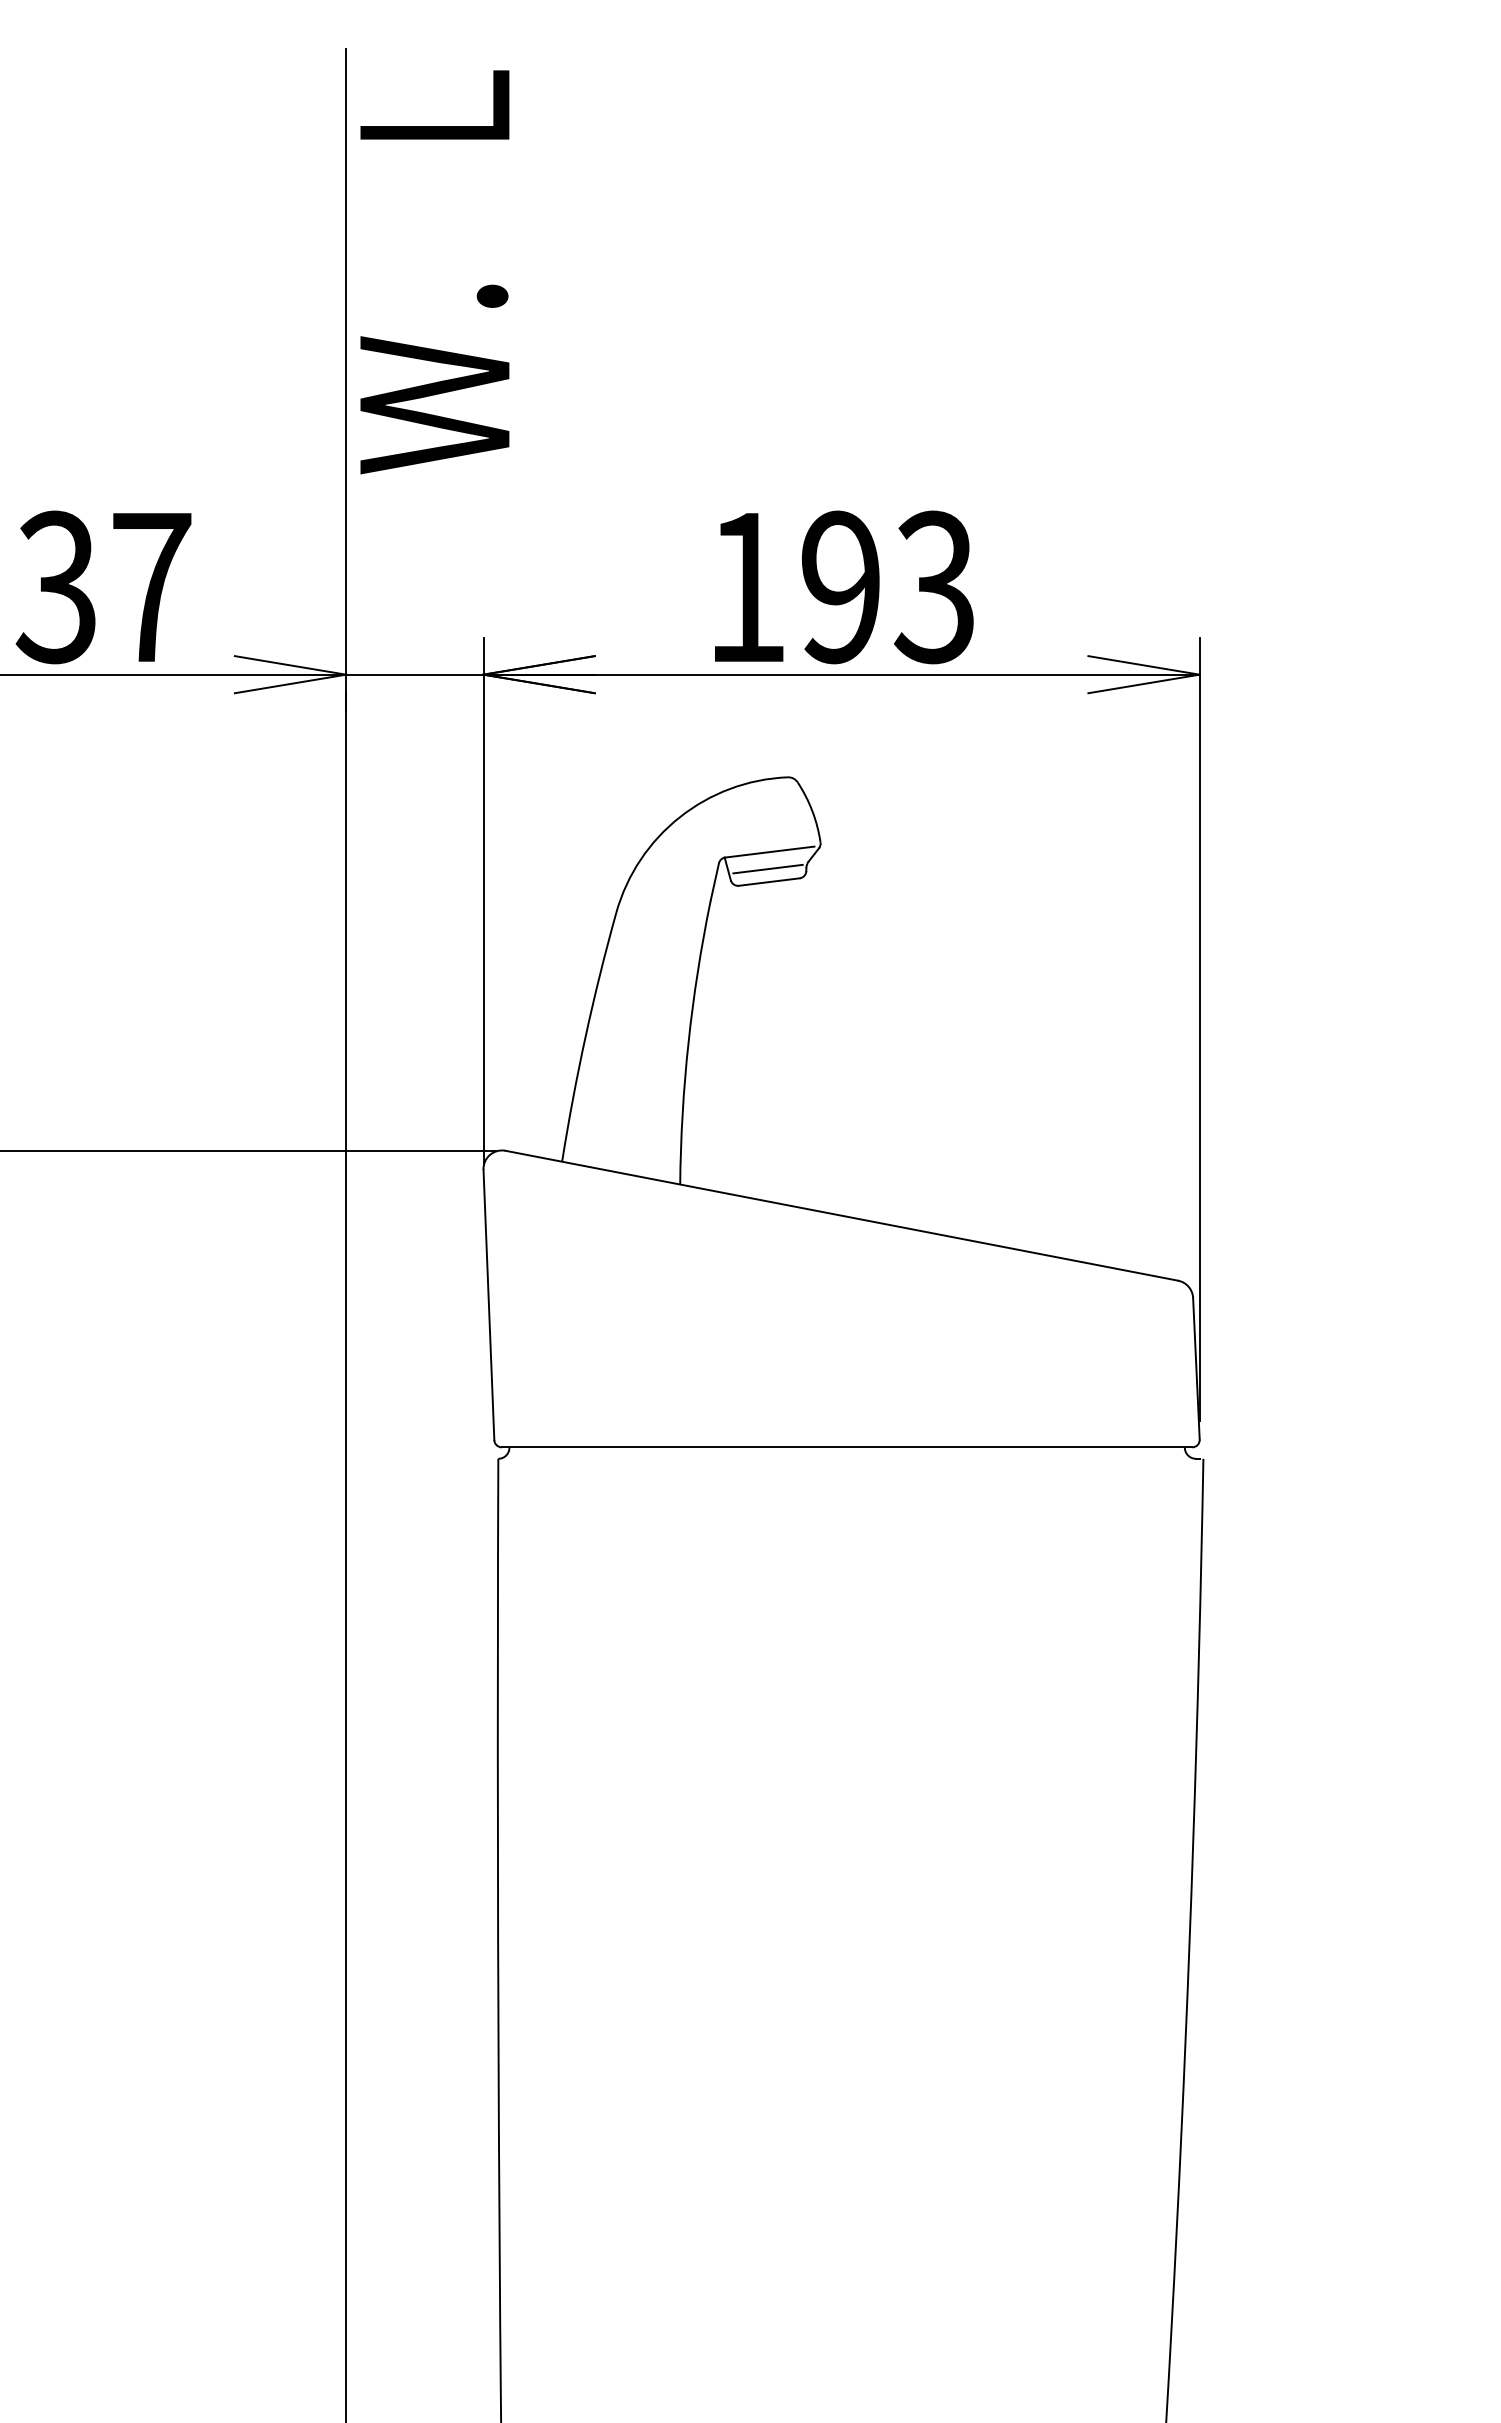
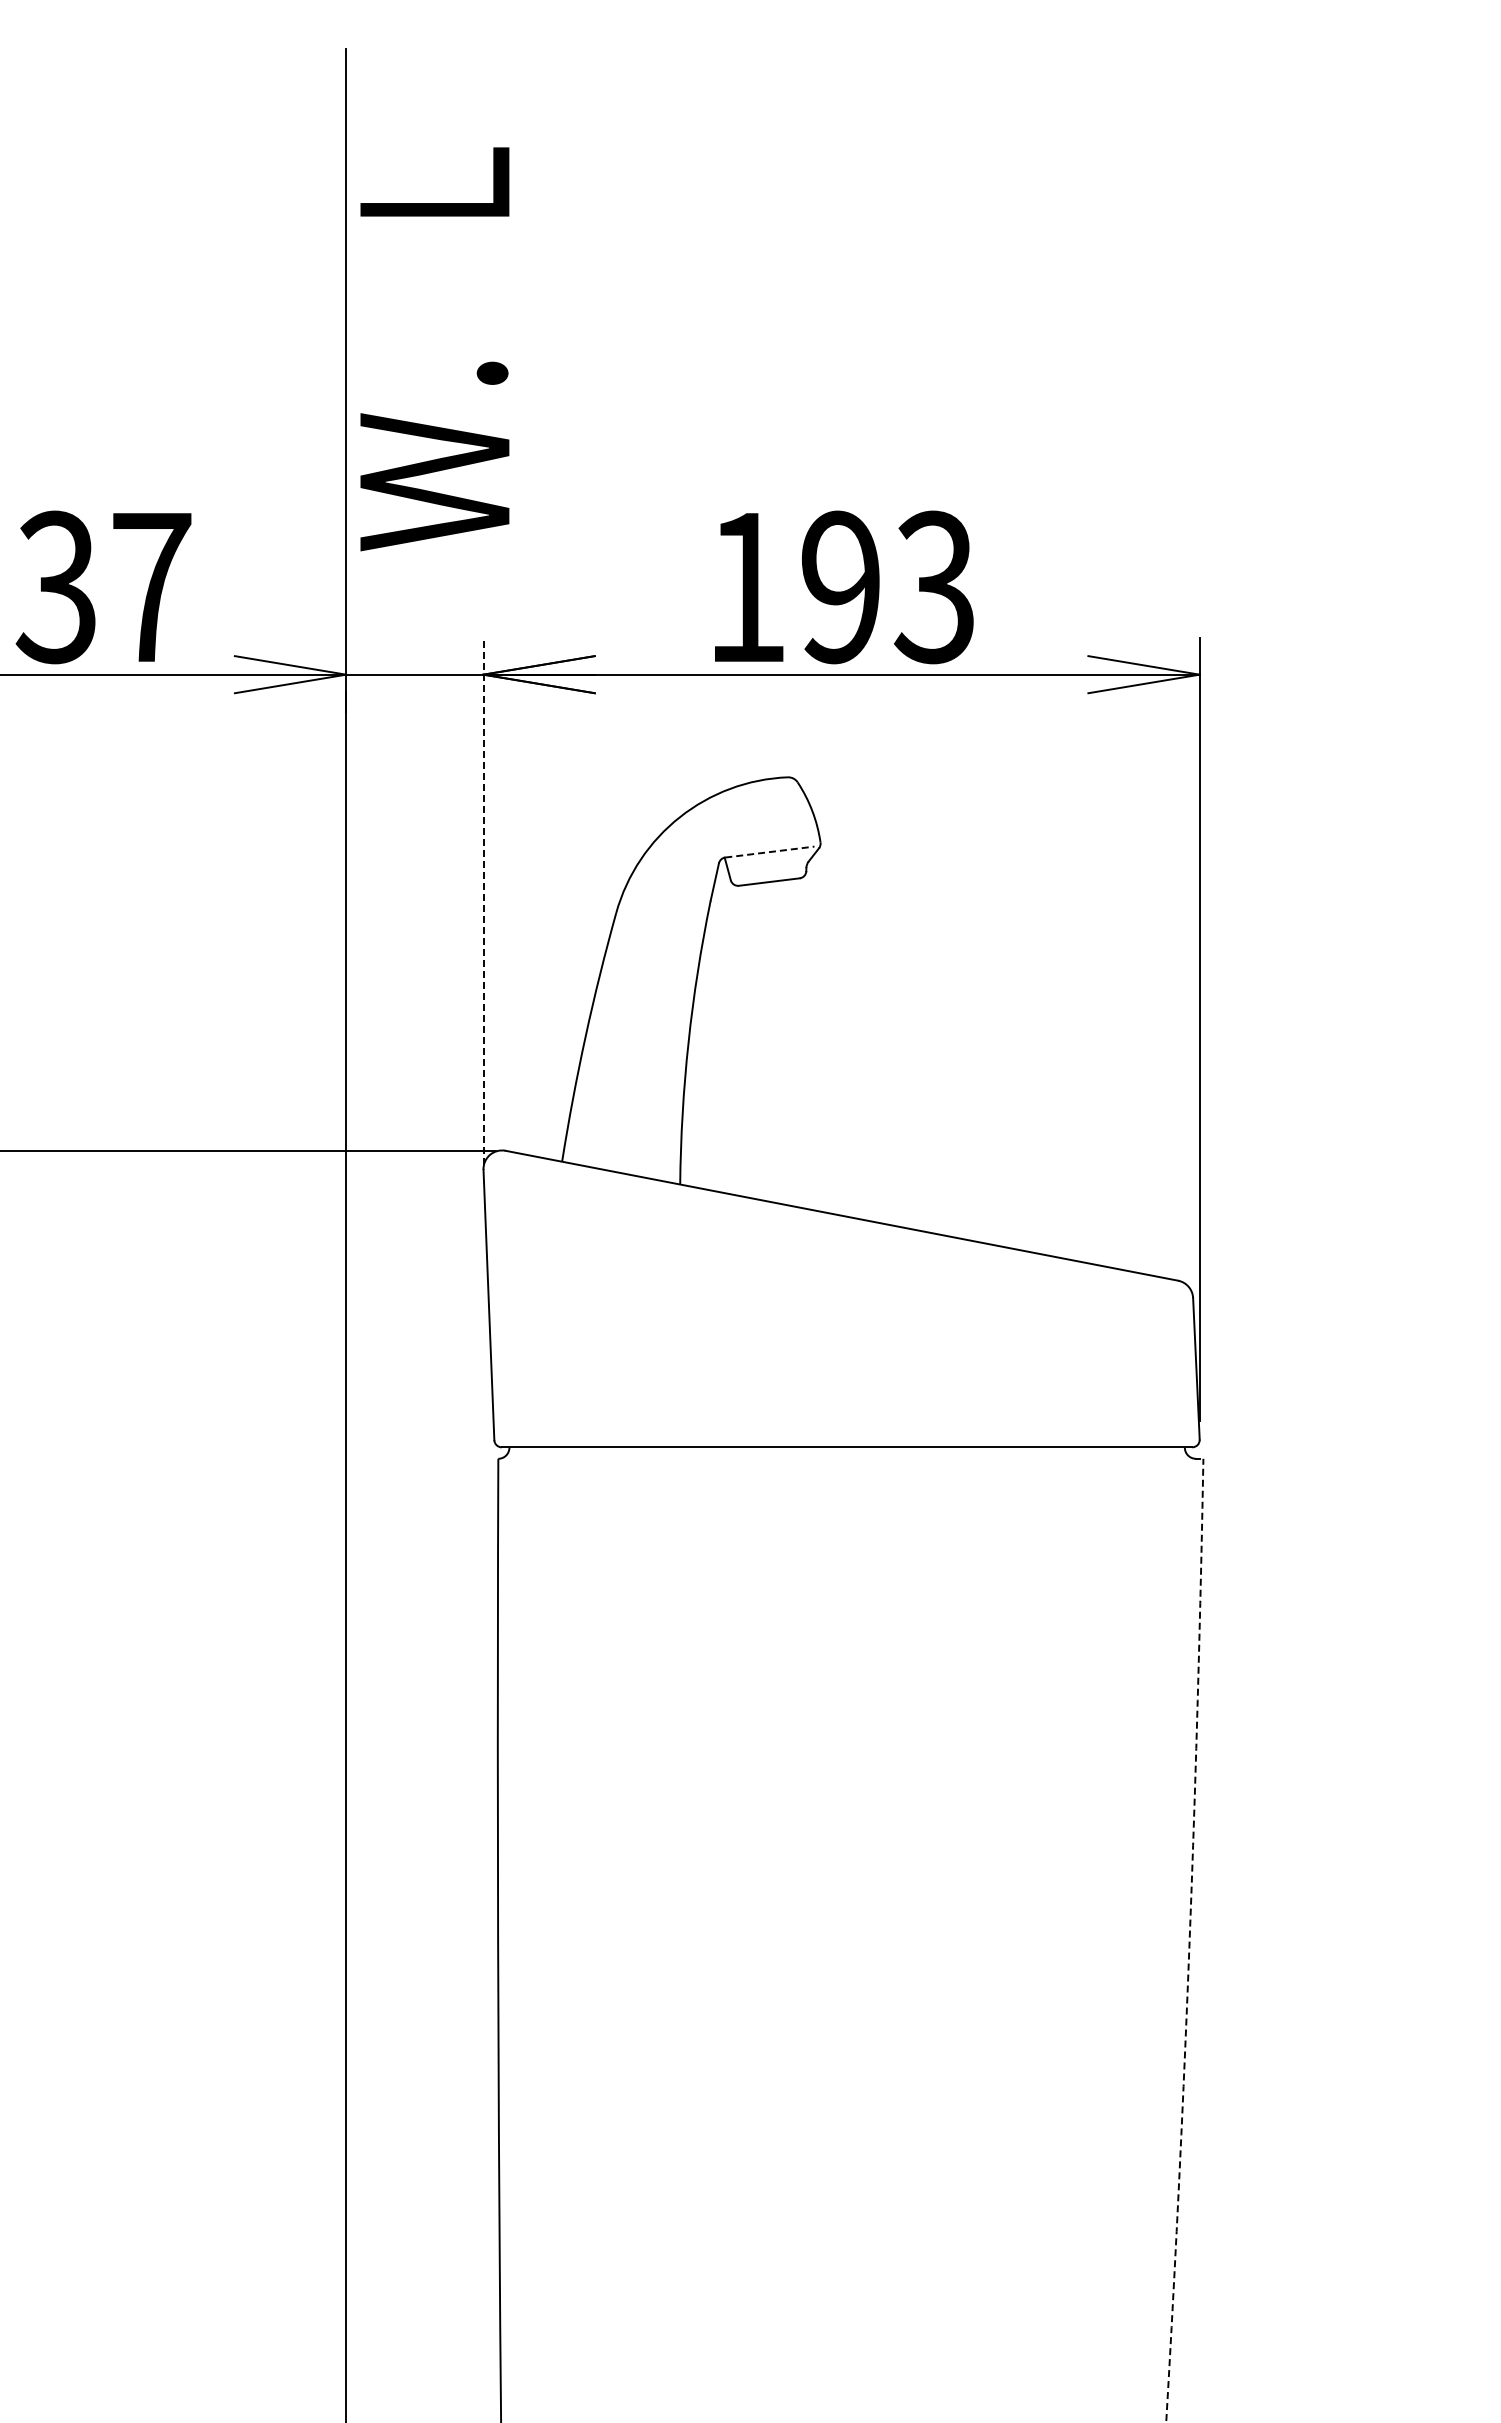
text position: (434, 272) -> (434, 349) (434, 349)
line: solid -> dashed (769, 852)
line: present -> none (767, 868)
line: solid -> dashed (483, 900)
arc: solid -> dashed (1189, 1940)
